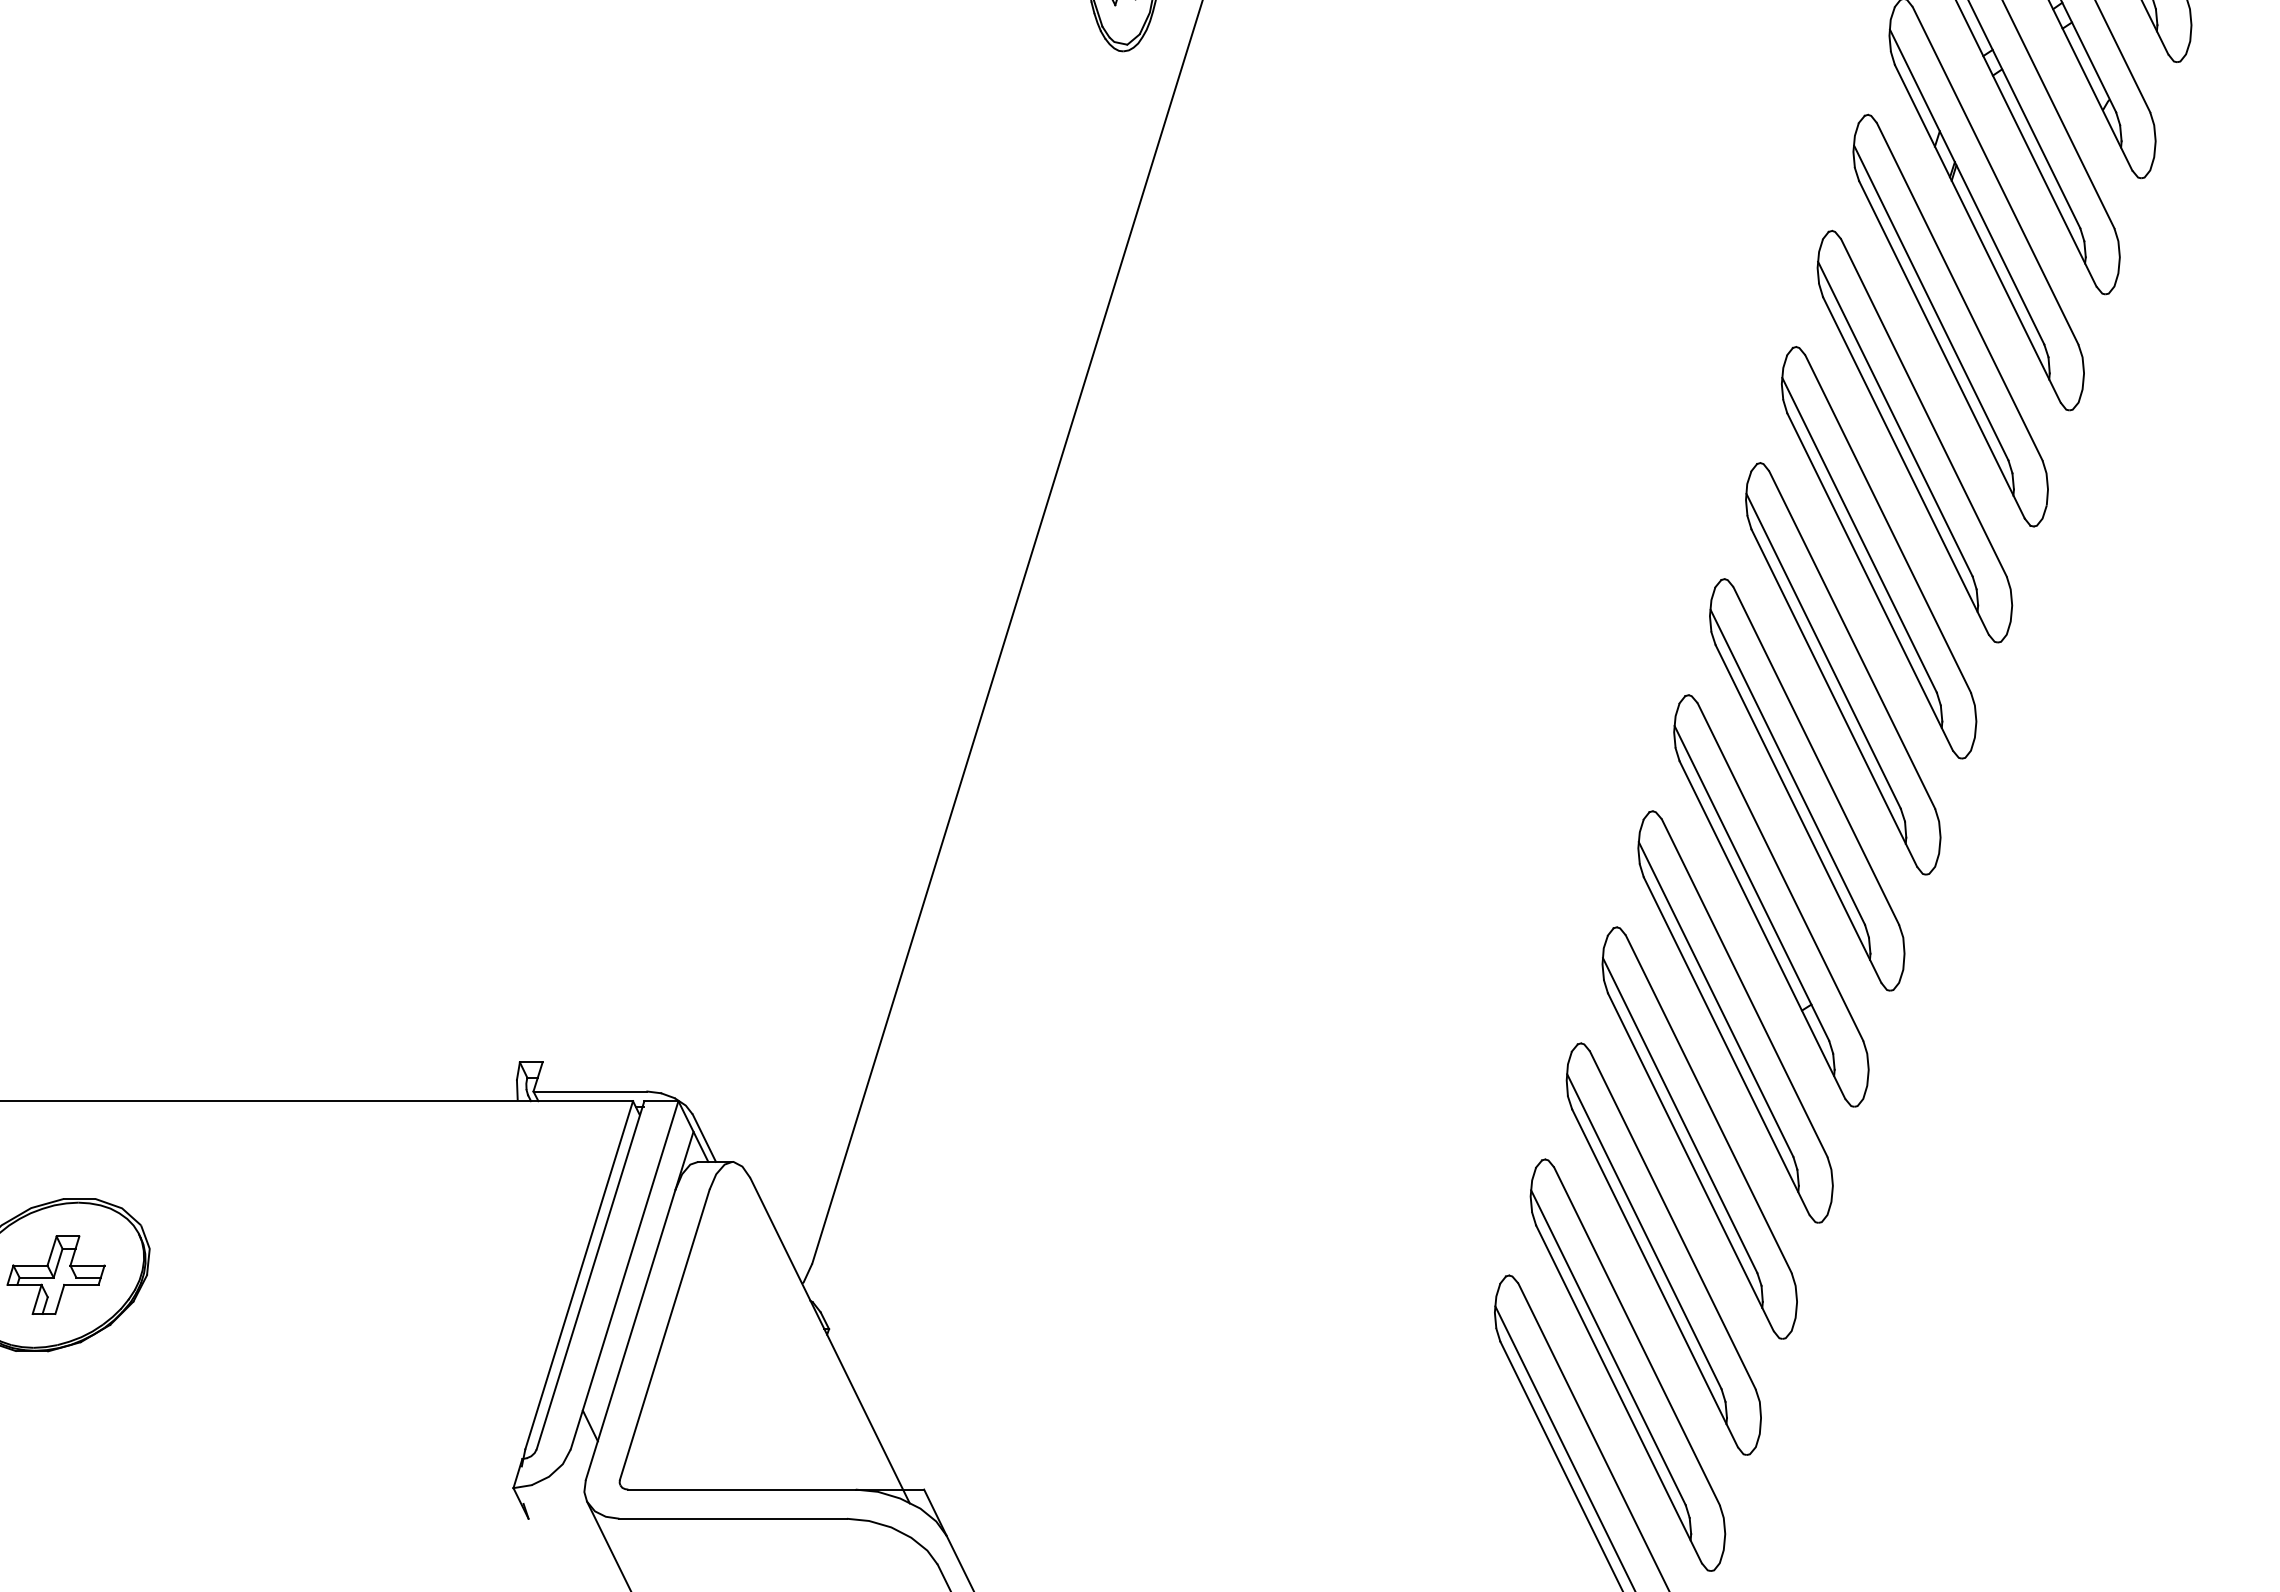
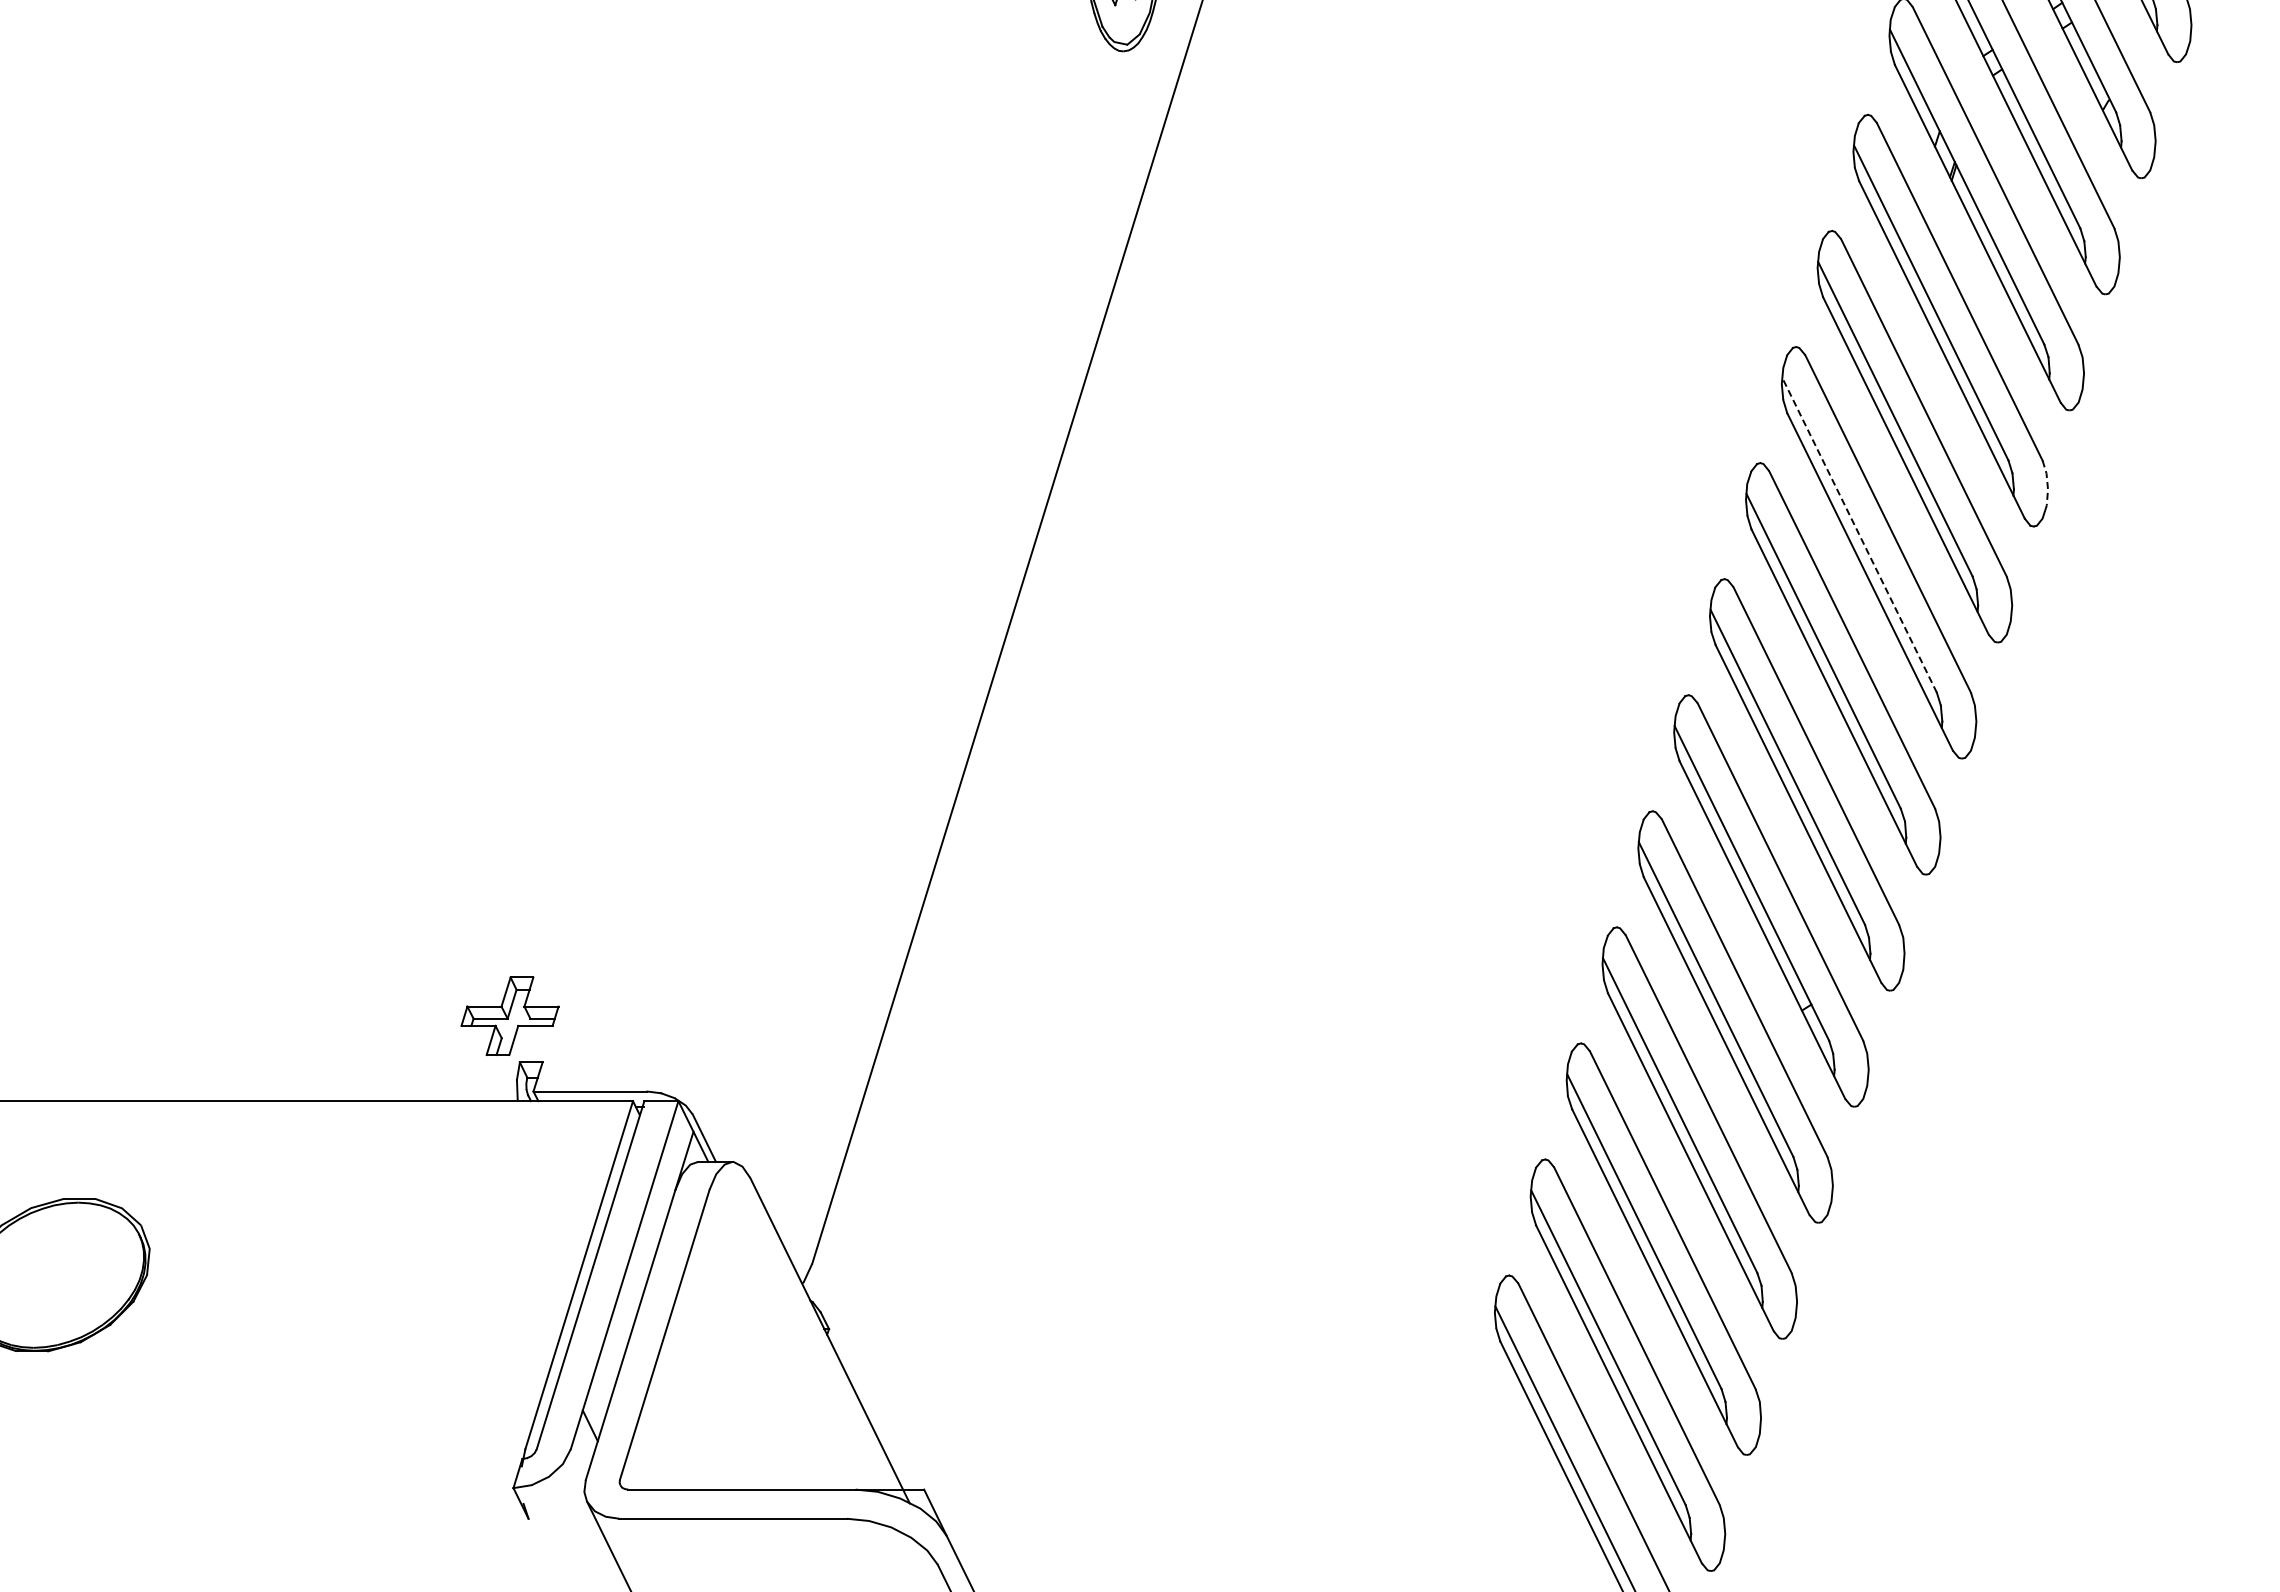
line: solid -> dashed (2047, 482)
line: solid -> dashed (1859, 534)
part position: (55, 1274) -> (509, 1015) (509, 1015)
